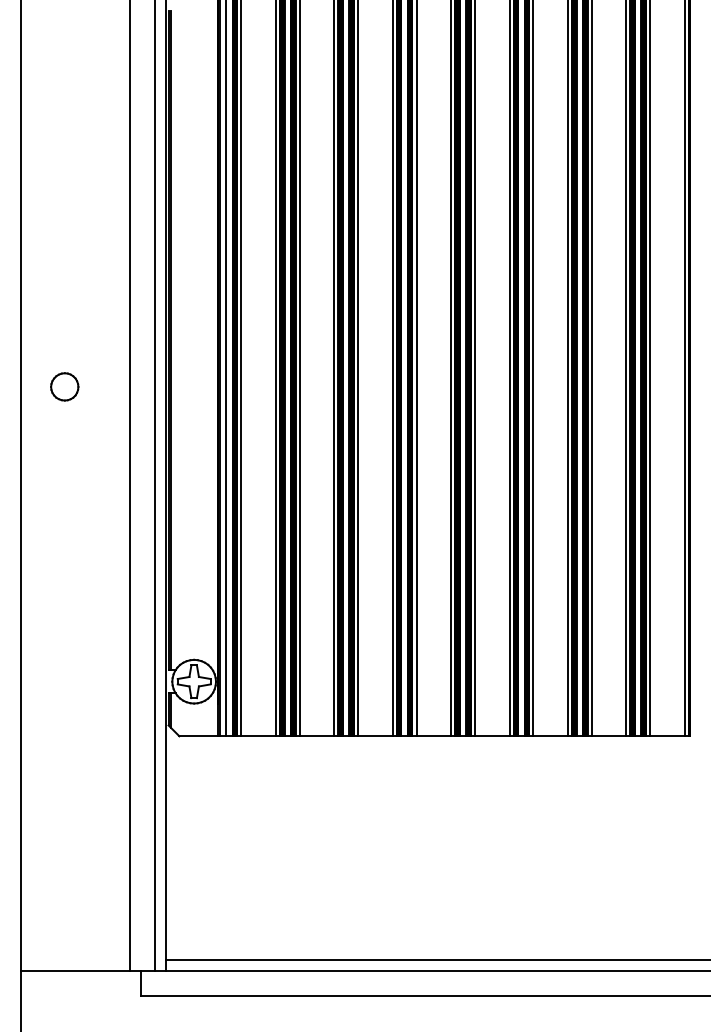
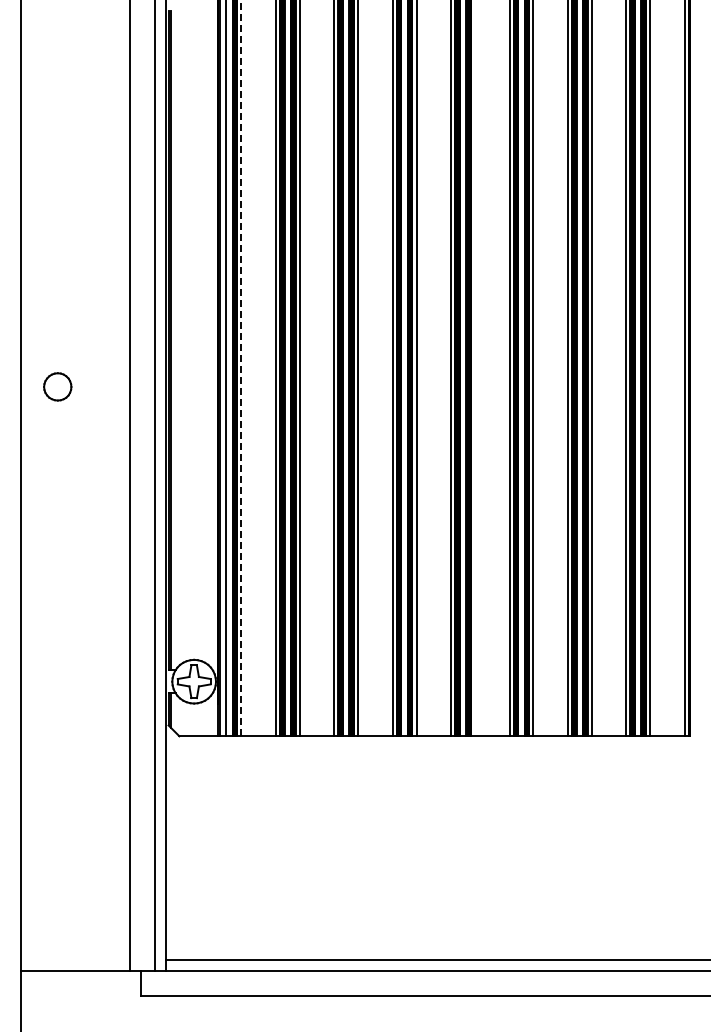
line: solid -> dashed (241, 368)
line: present -> none (474, 369)
part position: (64, 386) -> (57, 386) (57, 386)
